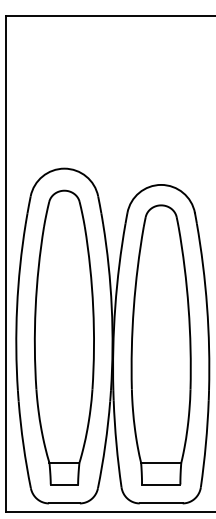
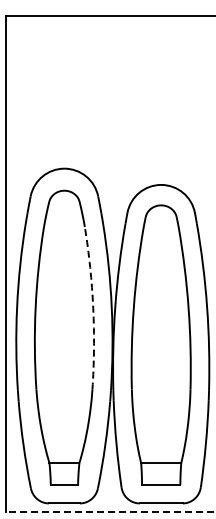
arc: solid -> dashed (93, 308)
line: solid -> dashed (110, 511)
